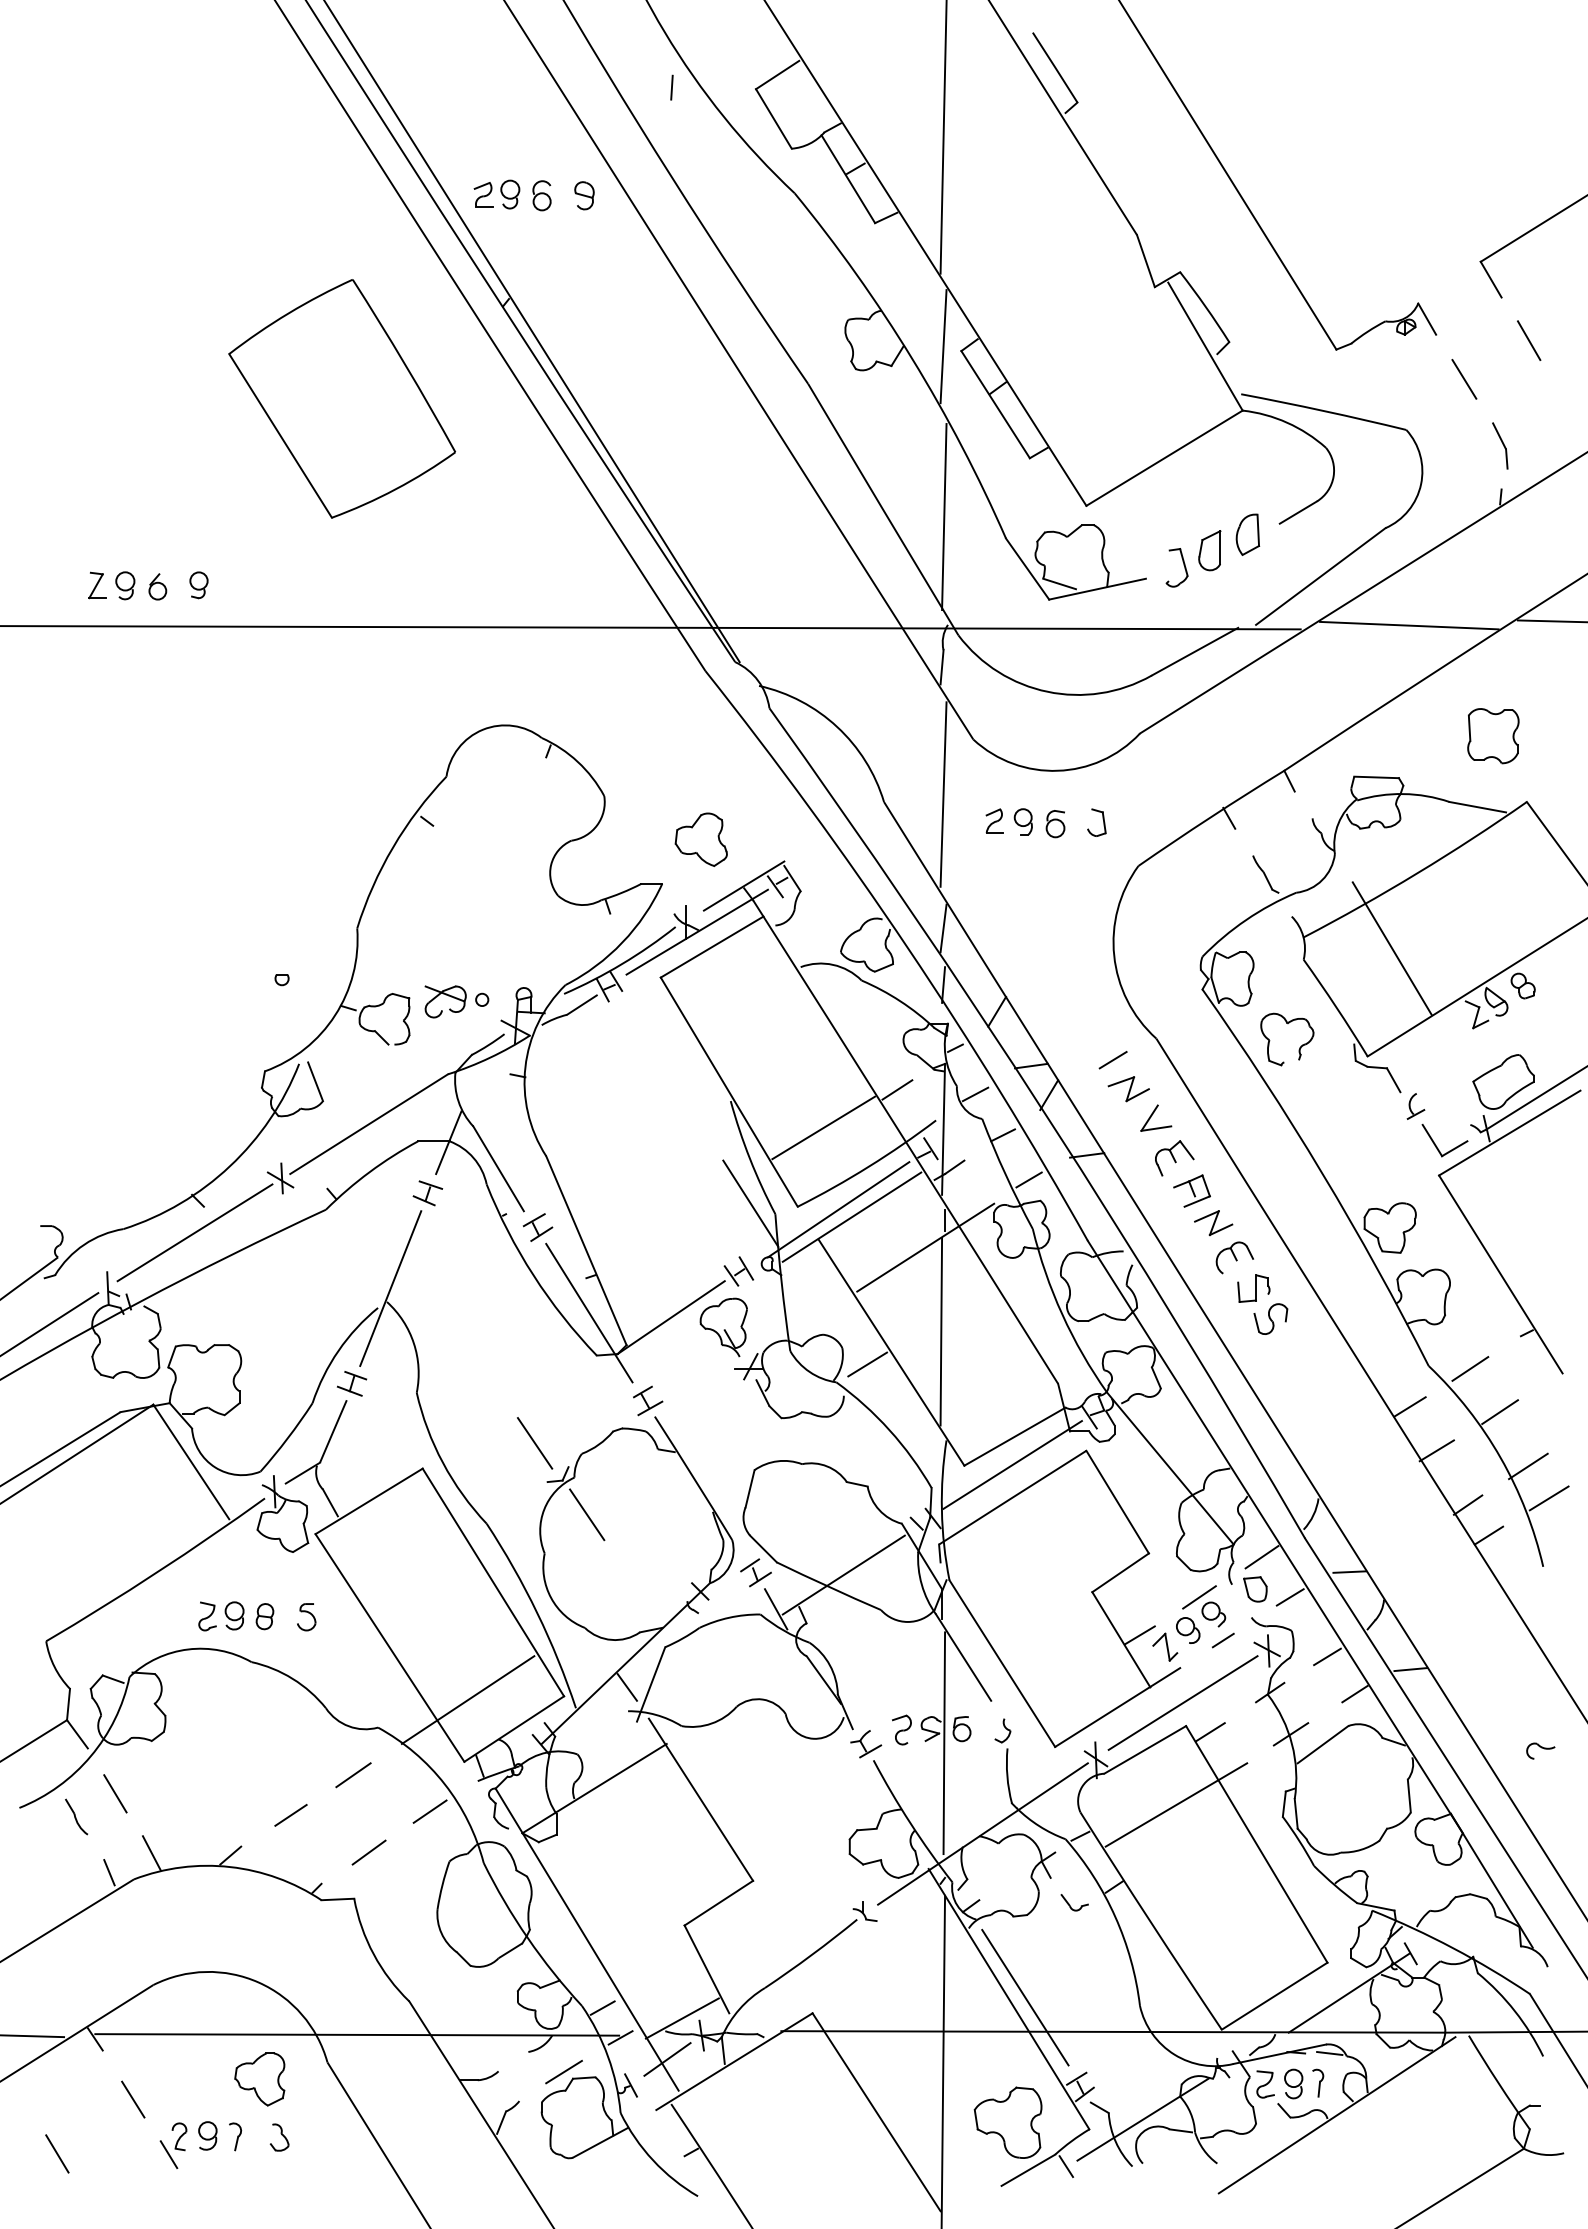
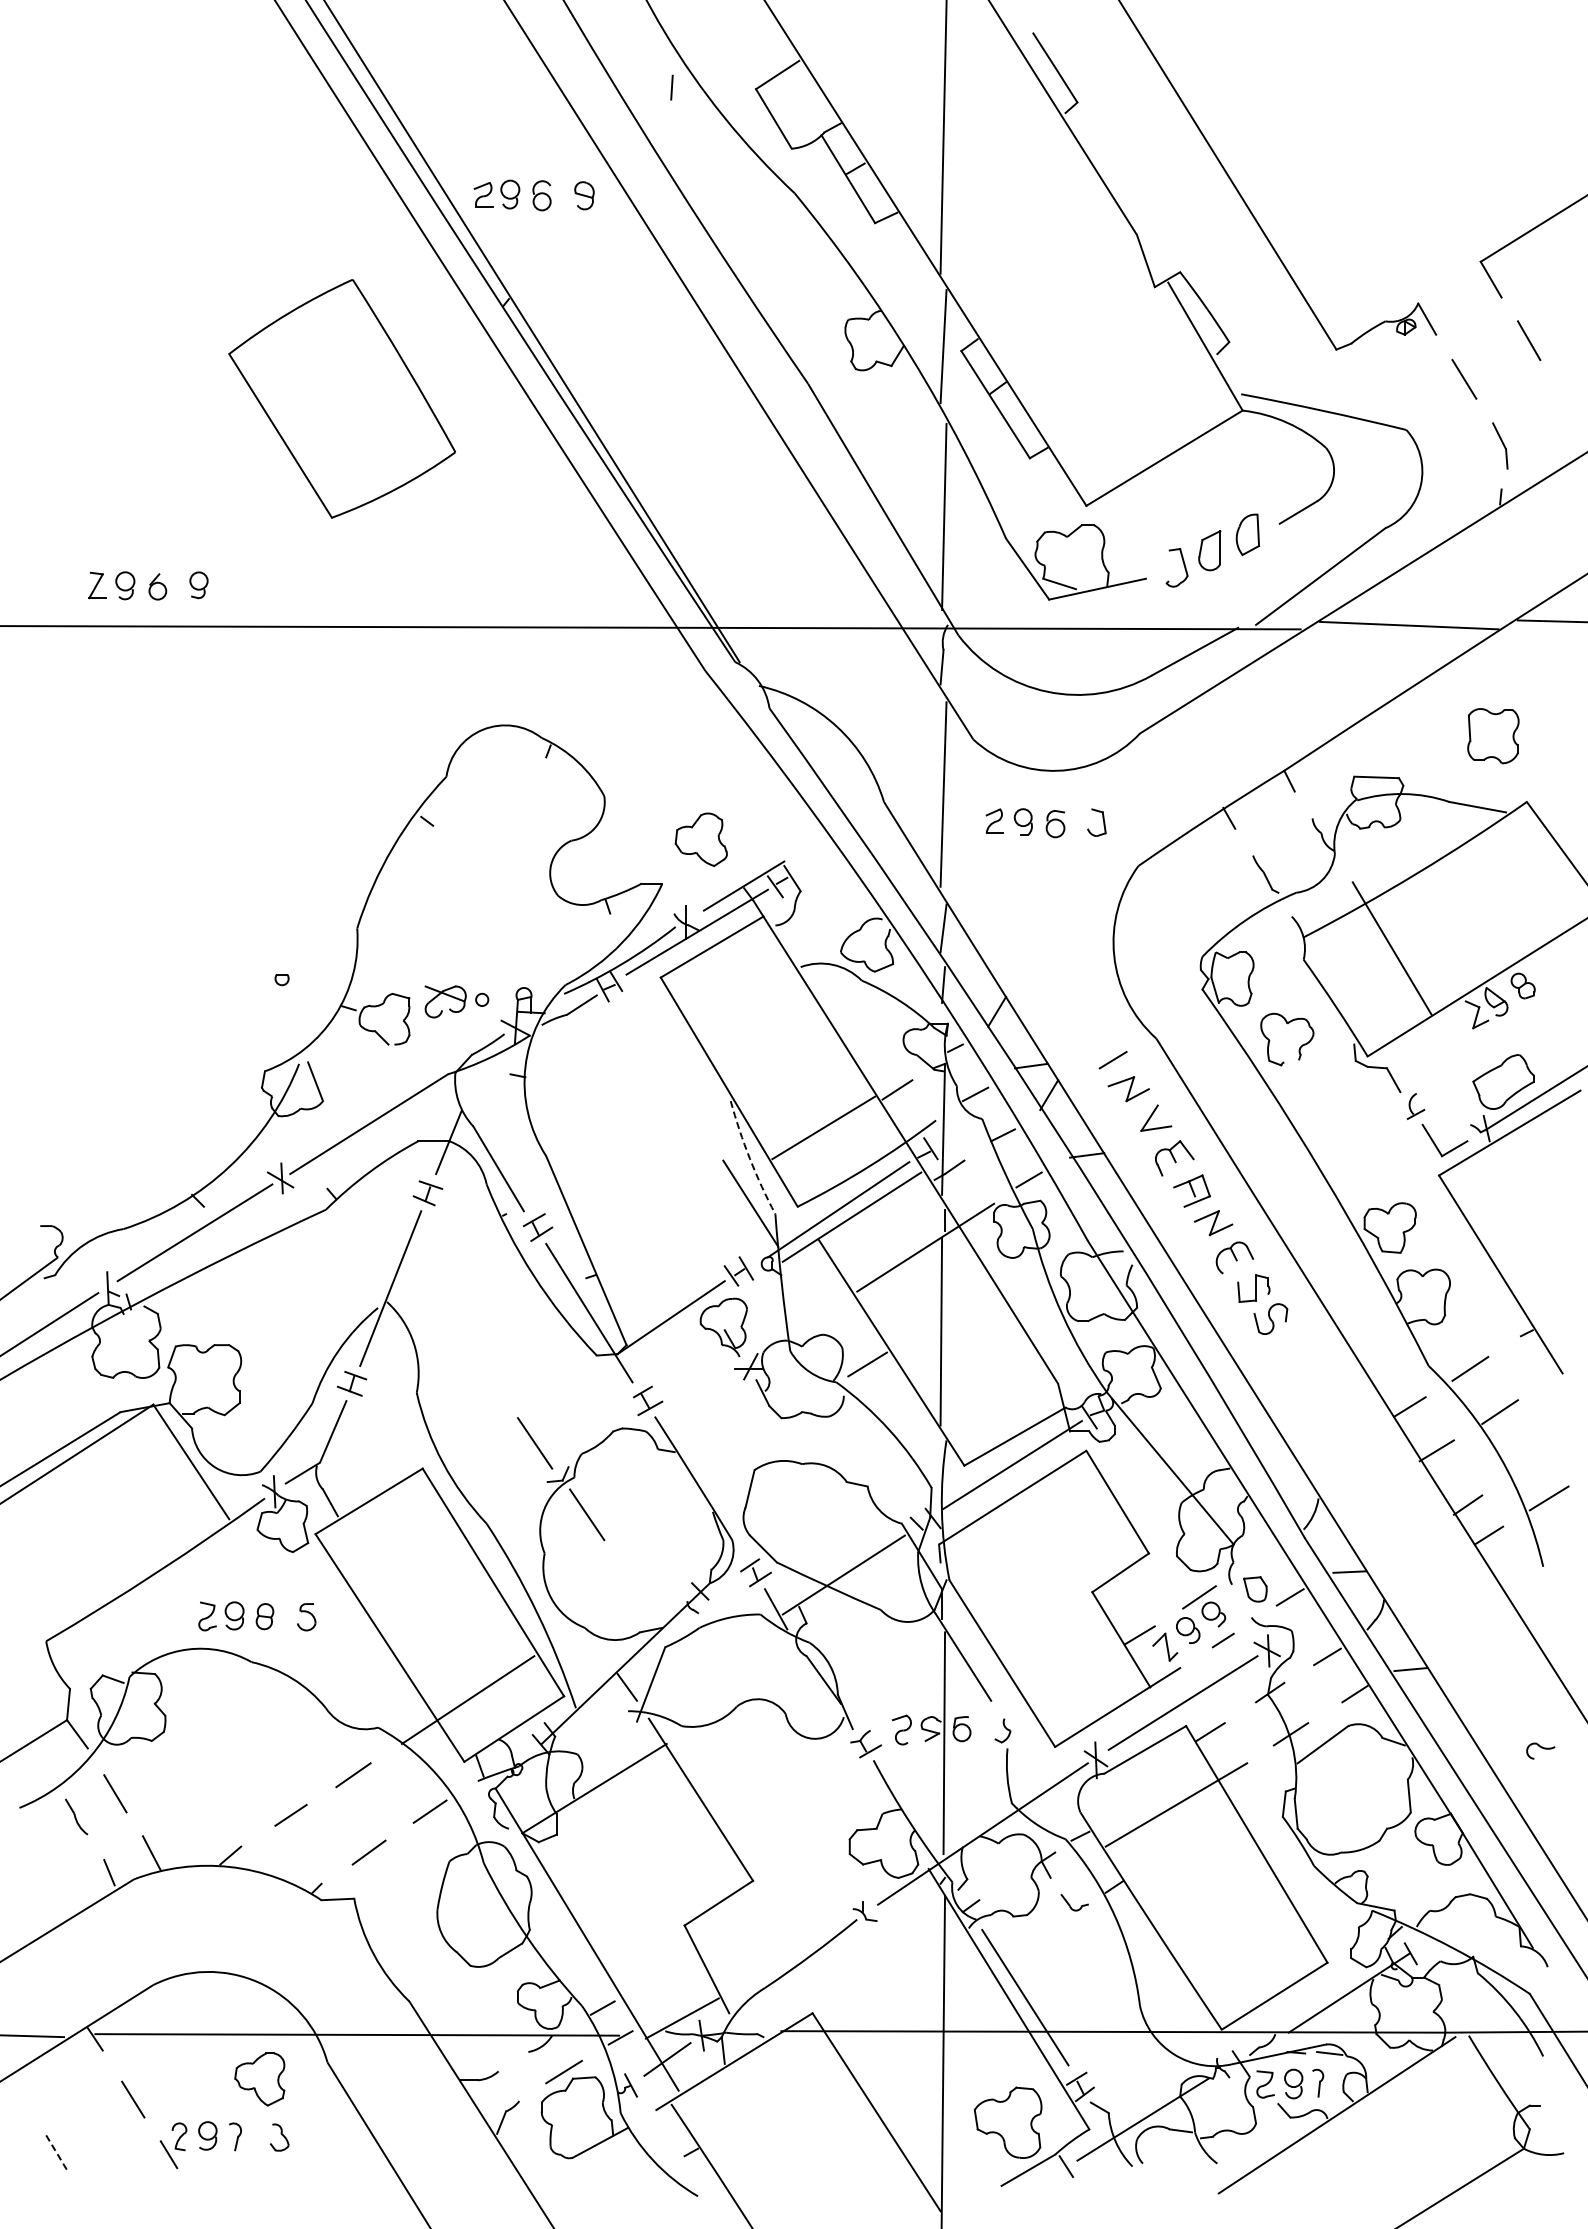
arc: solid -> dashed (749, 1158)
line: present -> none (1528, 1466)
line: present -> none (1261, 1557)
line: solid -> dashed (57, 2153)
